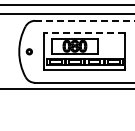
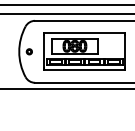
line: dashed -> solid (84, 20)
line: dashed -> solid (84, 32)
